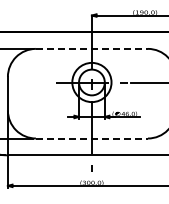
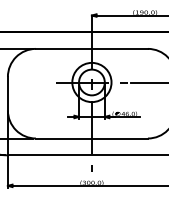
line: dashed -> solid (92, 48)
line: dashed -> solid (92, 138)
